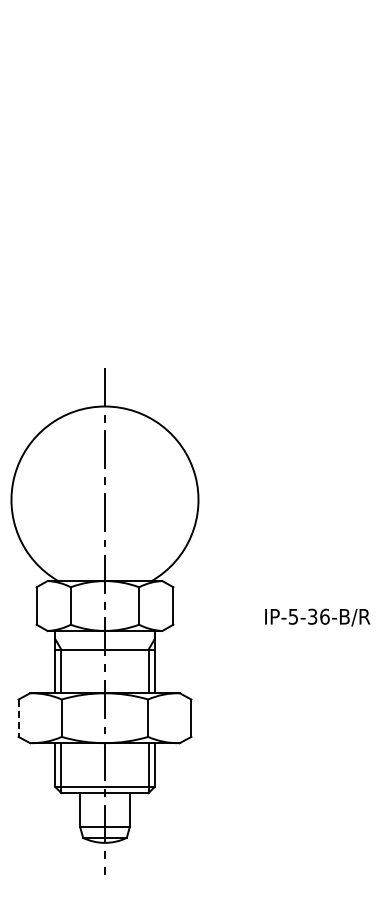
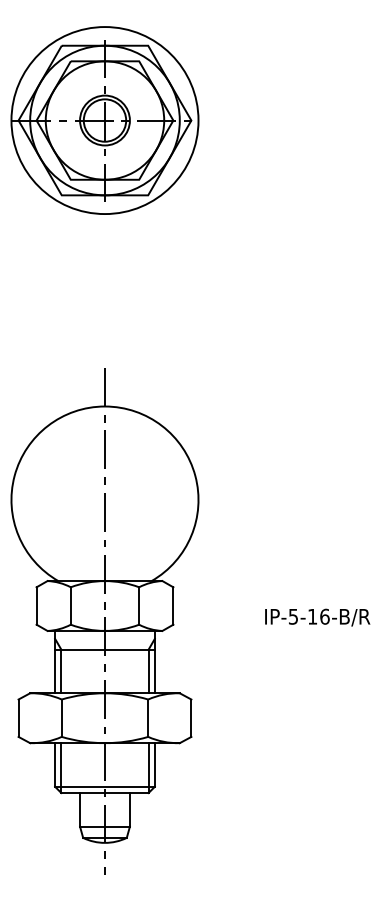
part: none -> present (104, 120)
text: IP-5-36-B/R -> IP-5-16-B/R (312, 616)
line: dashed -> solid (18, 718)
